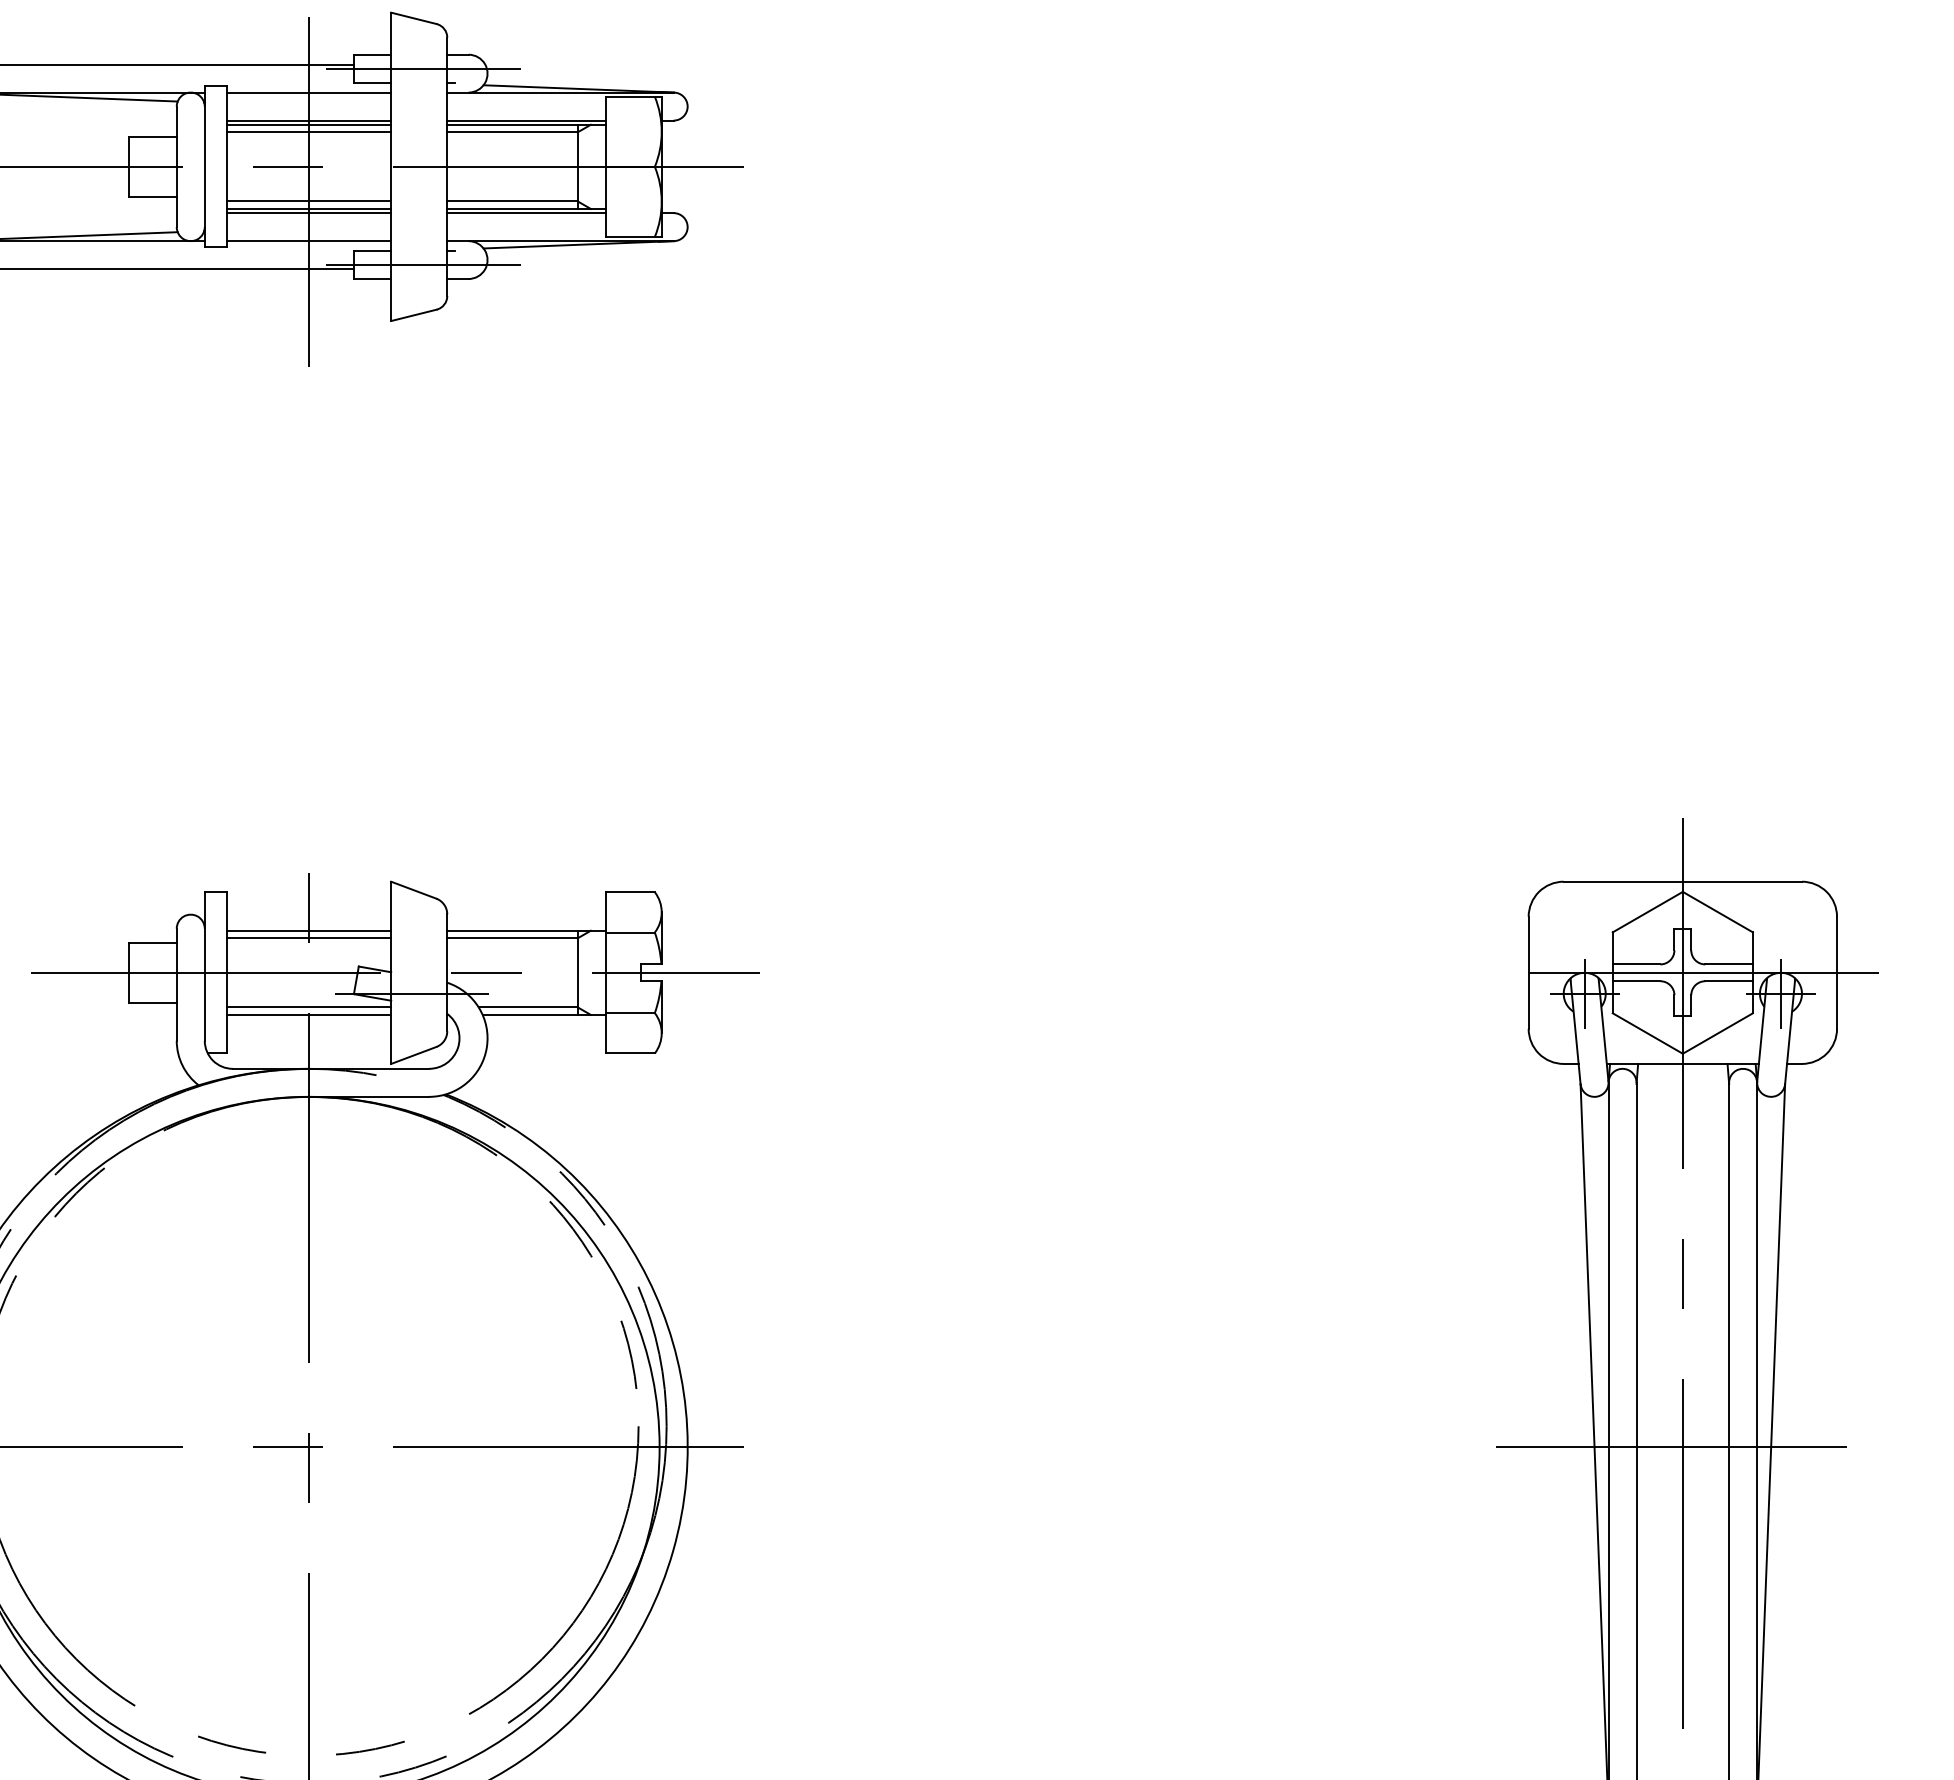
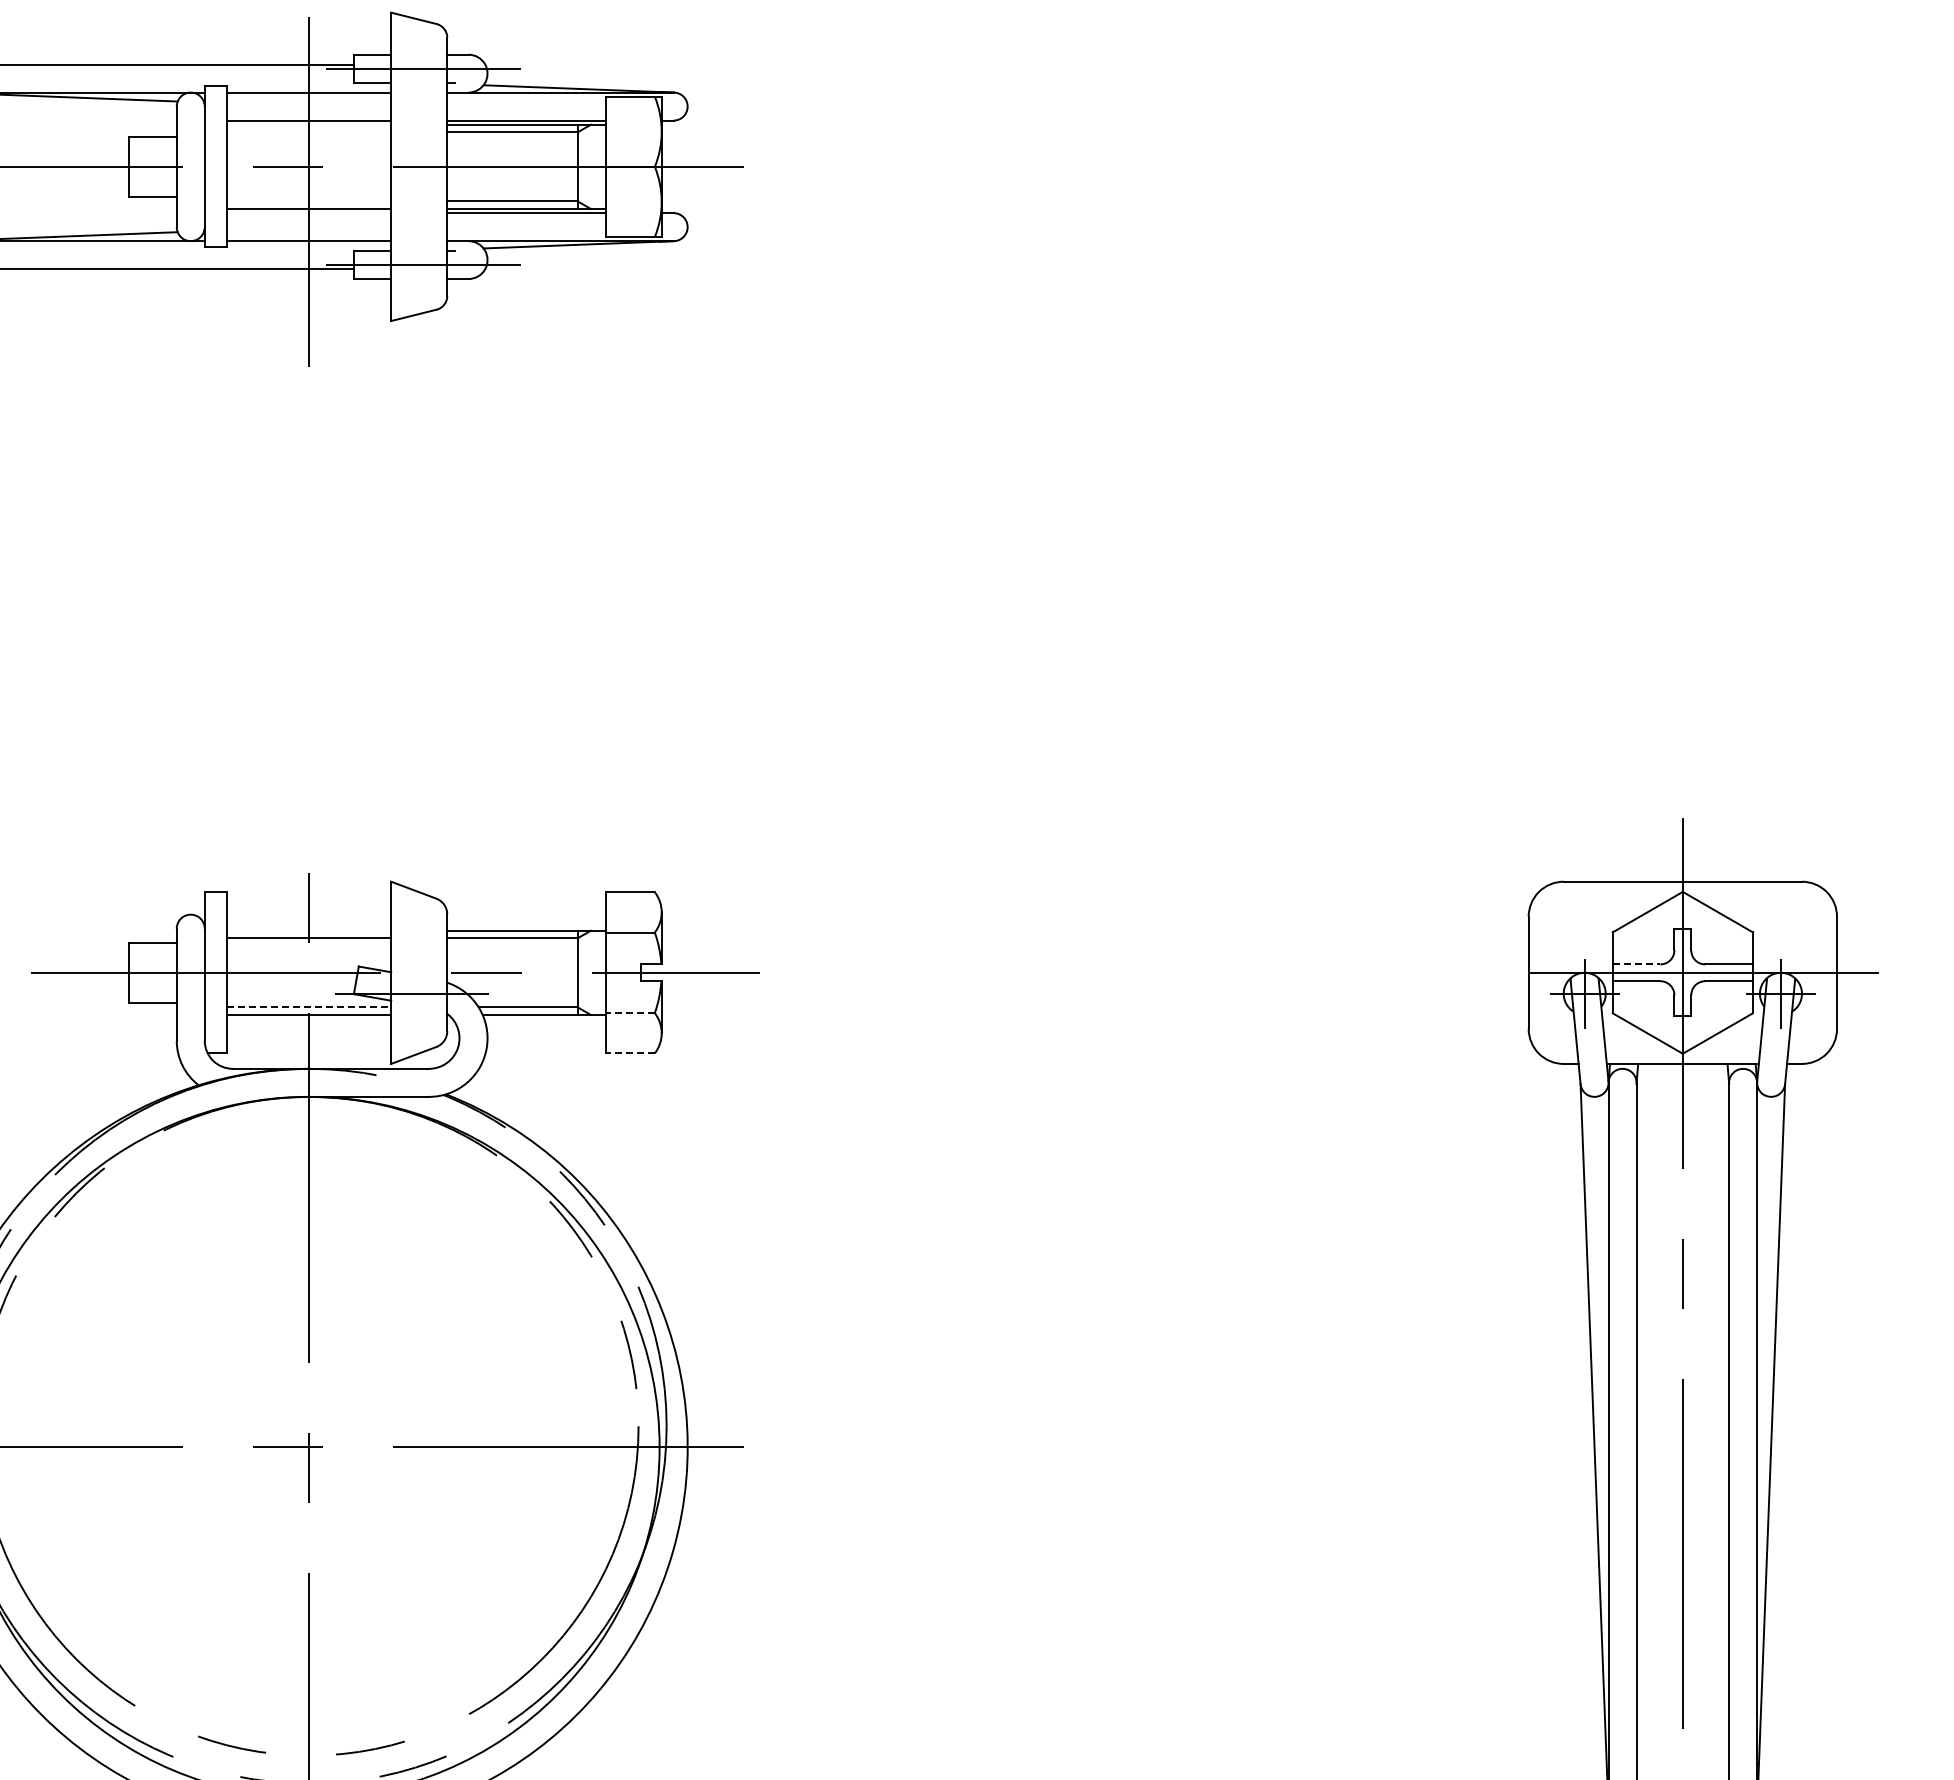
line: present -> none (309, 124)
line: present -> none (309, 132)
line: present -> none (309, 201)
line: present -> none (309, 213)
line: present -> none (309, 930)
line: solid -> dashed (1636, 964)
line: solid -> dashed (309, 1007)
line: solid -> dashed (630, 1013)
line: solid -> dashed (630, 1053)
line: present -> none (1682, 1447)
